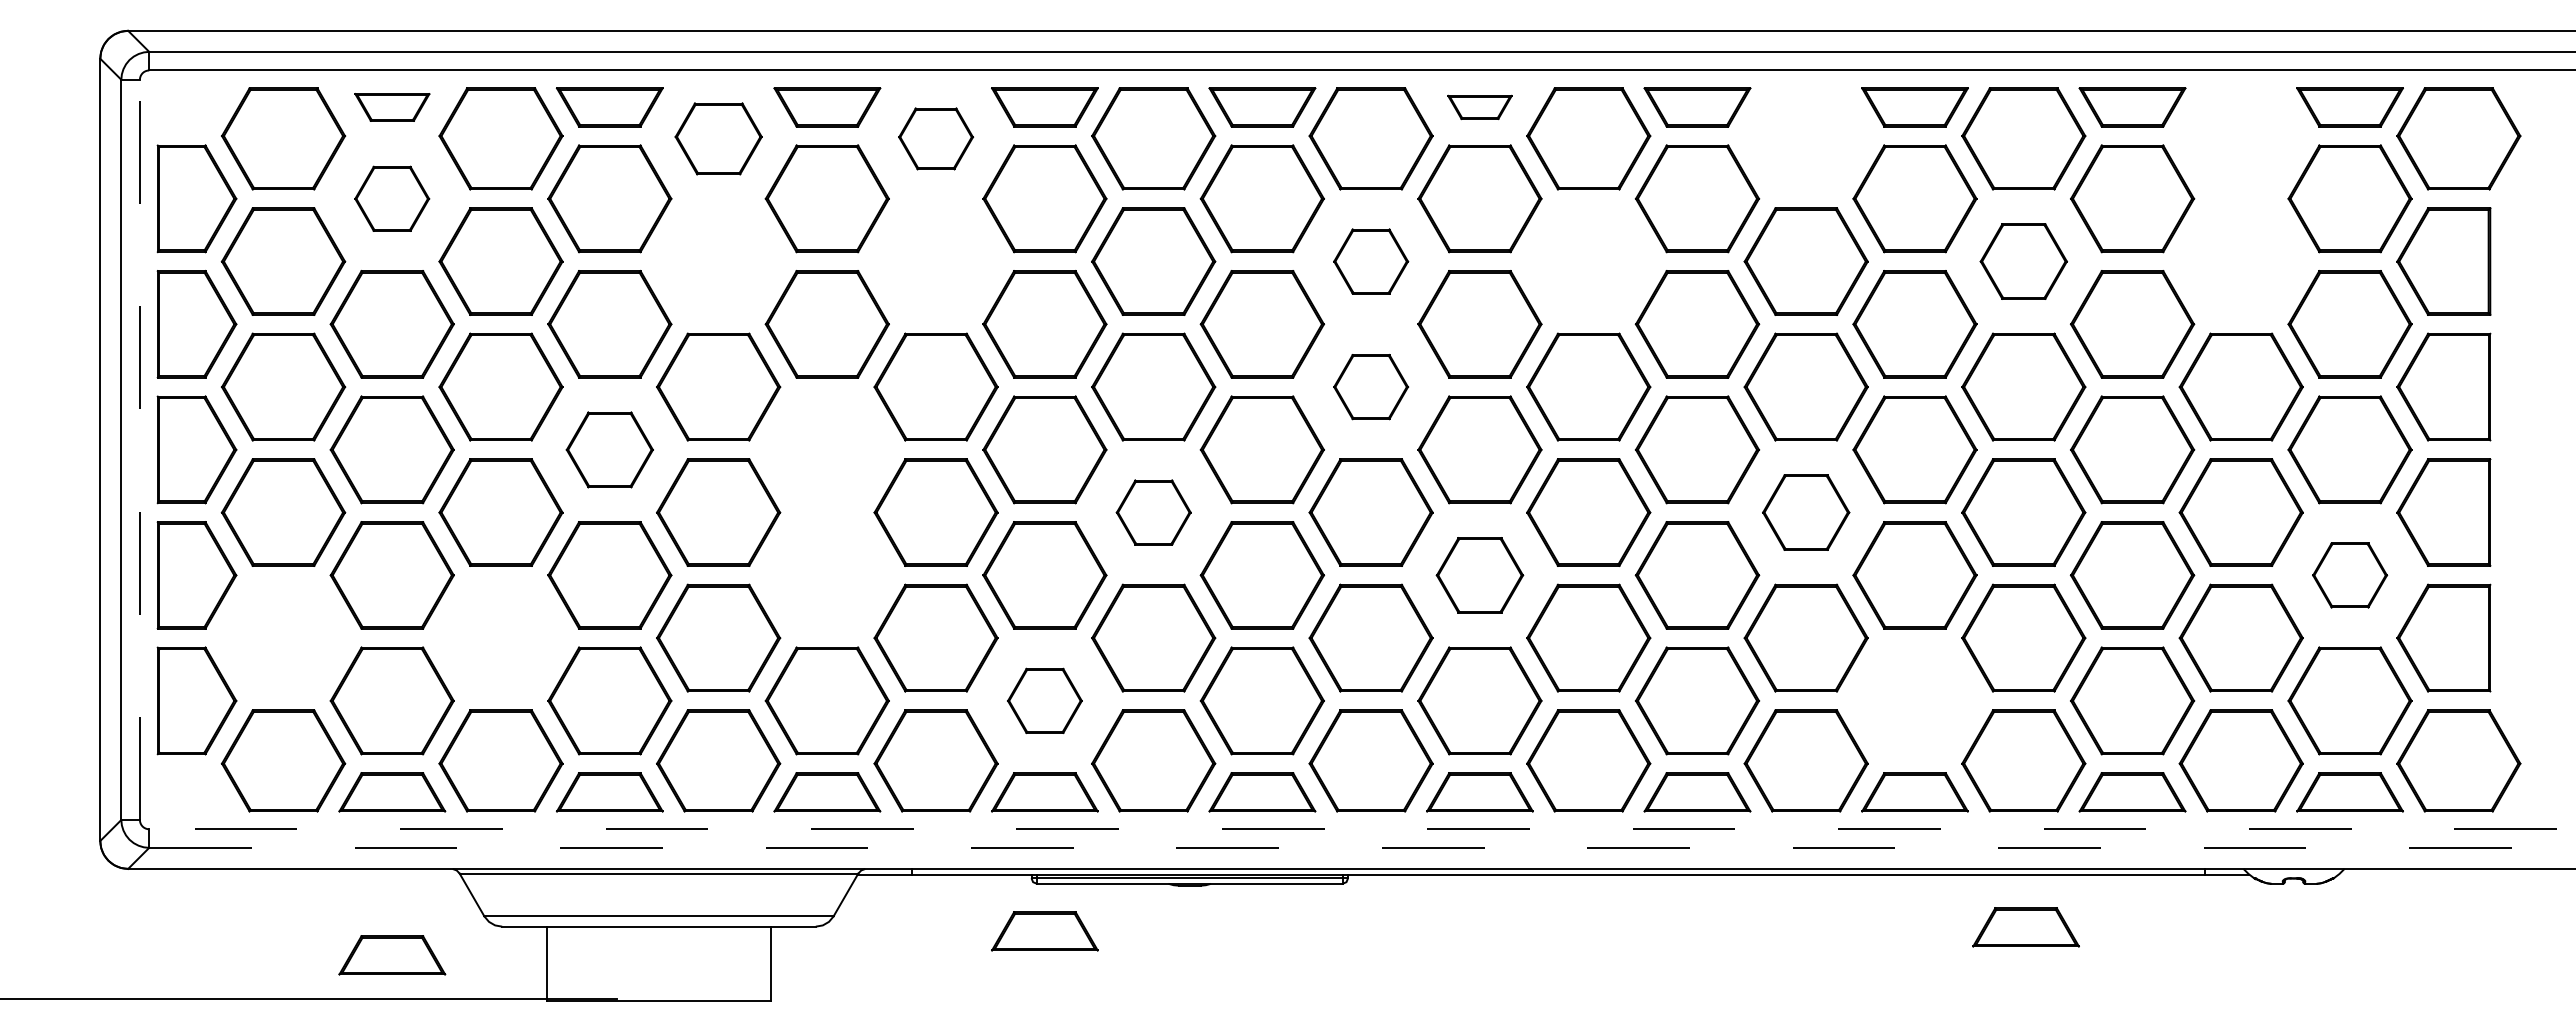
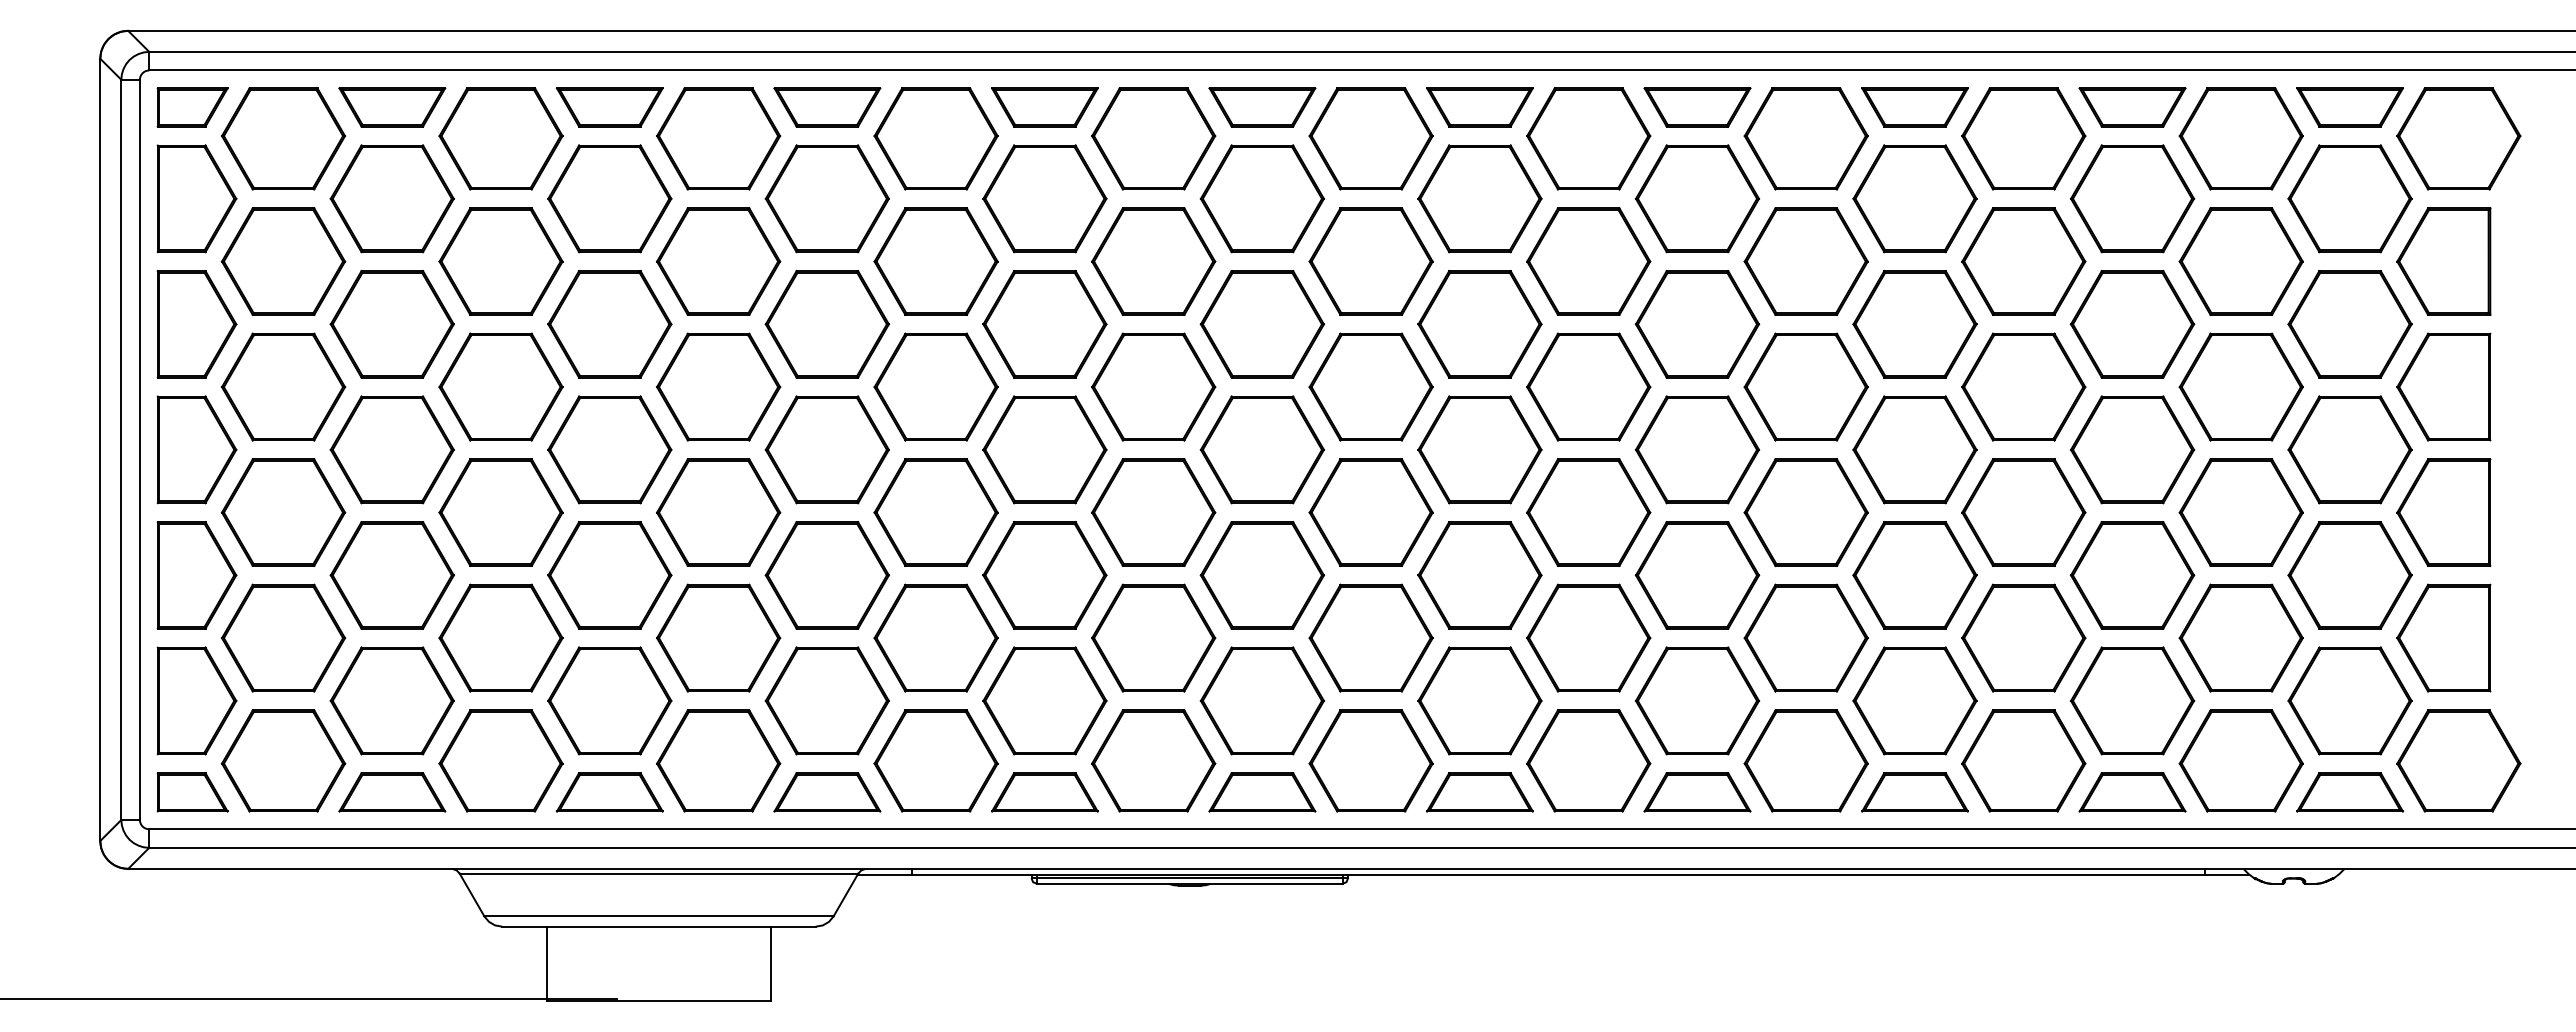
part: none -> present (192, 107)
part size: 77x29 px -> 109x41 px (392, 107)
part size: 66x27 px -> 108x41 px (1479, 107)
part size: 89x74 px -> 126x104 px (718, 138)
part size: 77x64 px -> 126x104 px (935, 138)
part: none -> present (1805, 138)
part: none -> present (2240, 138)
part size: 77x67 px -> 126x110 px (391, 198)
part: none -> present (718, 261)
part: none -> present (935, 261)
part size: 77x67 px -> 126x109 px (1370, 261)
part: none -> present (1588, 261)
part size: 89x77 px -> 126x109 px (2023, 261)
part: none -> present (2240, 261)
part size: 77x67 px -> 126x110 px (1370, 386)
line: dashed -> solid (139, 449)
part size: 89x78 px -> 126x110 px (609, 449)
part: none -> present (826, 449)
part size: 77x67 px -> 126x109 px (1153, 512)
part size: 89x77 px -> 126x109 px (1805, 512)
part: none -> present (826, 575)
part size: 90x77 px -> 126x109 px (1479, 575)
part size: 77x67 px -> 126x109 px (2349, 575)
part: none -> present (283, 637)
part: none -> present (500, 637)
part size: 76x67 px -> 126x110 px (1044, 700)
part: none -> present (1914, 700)
part: none -> present (192, 792)
line: dashed -> solid (1362, 829)
line: dashed -> solid (1363, 847)
part: present -> none (2025, 927)
part: present -> none (1044, 931)
part: present -> none (392, 955)
